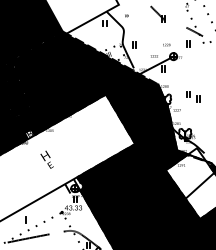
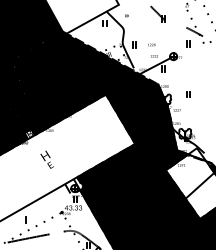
text position: (166, 44) -> (151, 44) (151, 44)
part: present -> none (198, 98)
